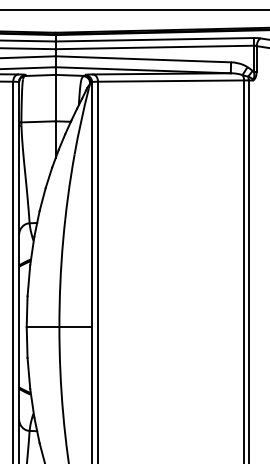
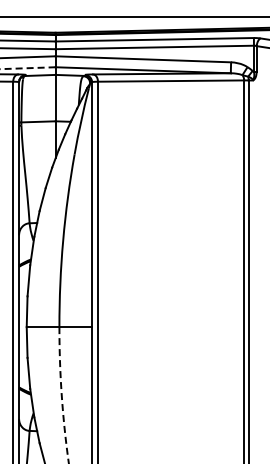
line position: (134, 9) -> (134, 16) (134, 16)
line: solid -> dashed (27, 68)
arc: solid -> dashed (61, 396)
